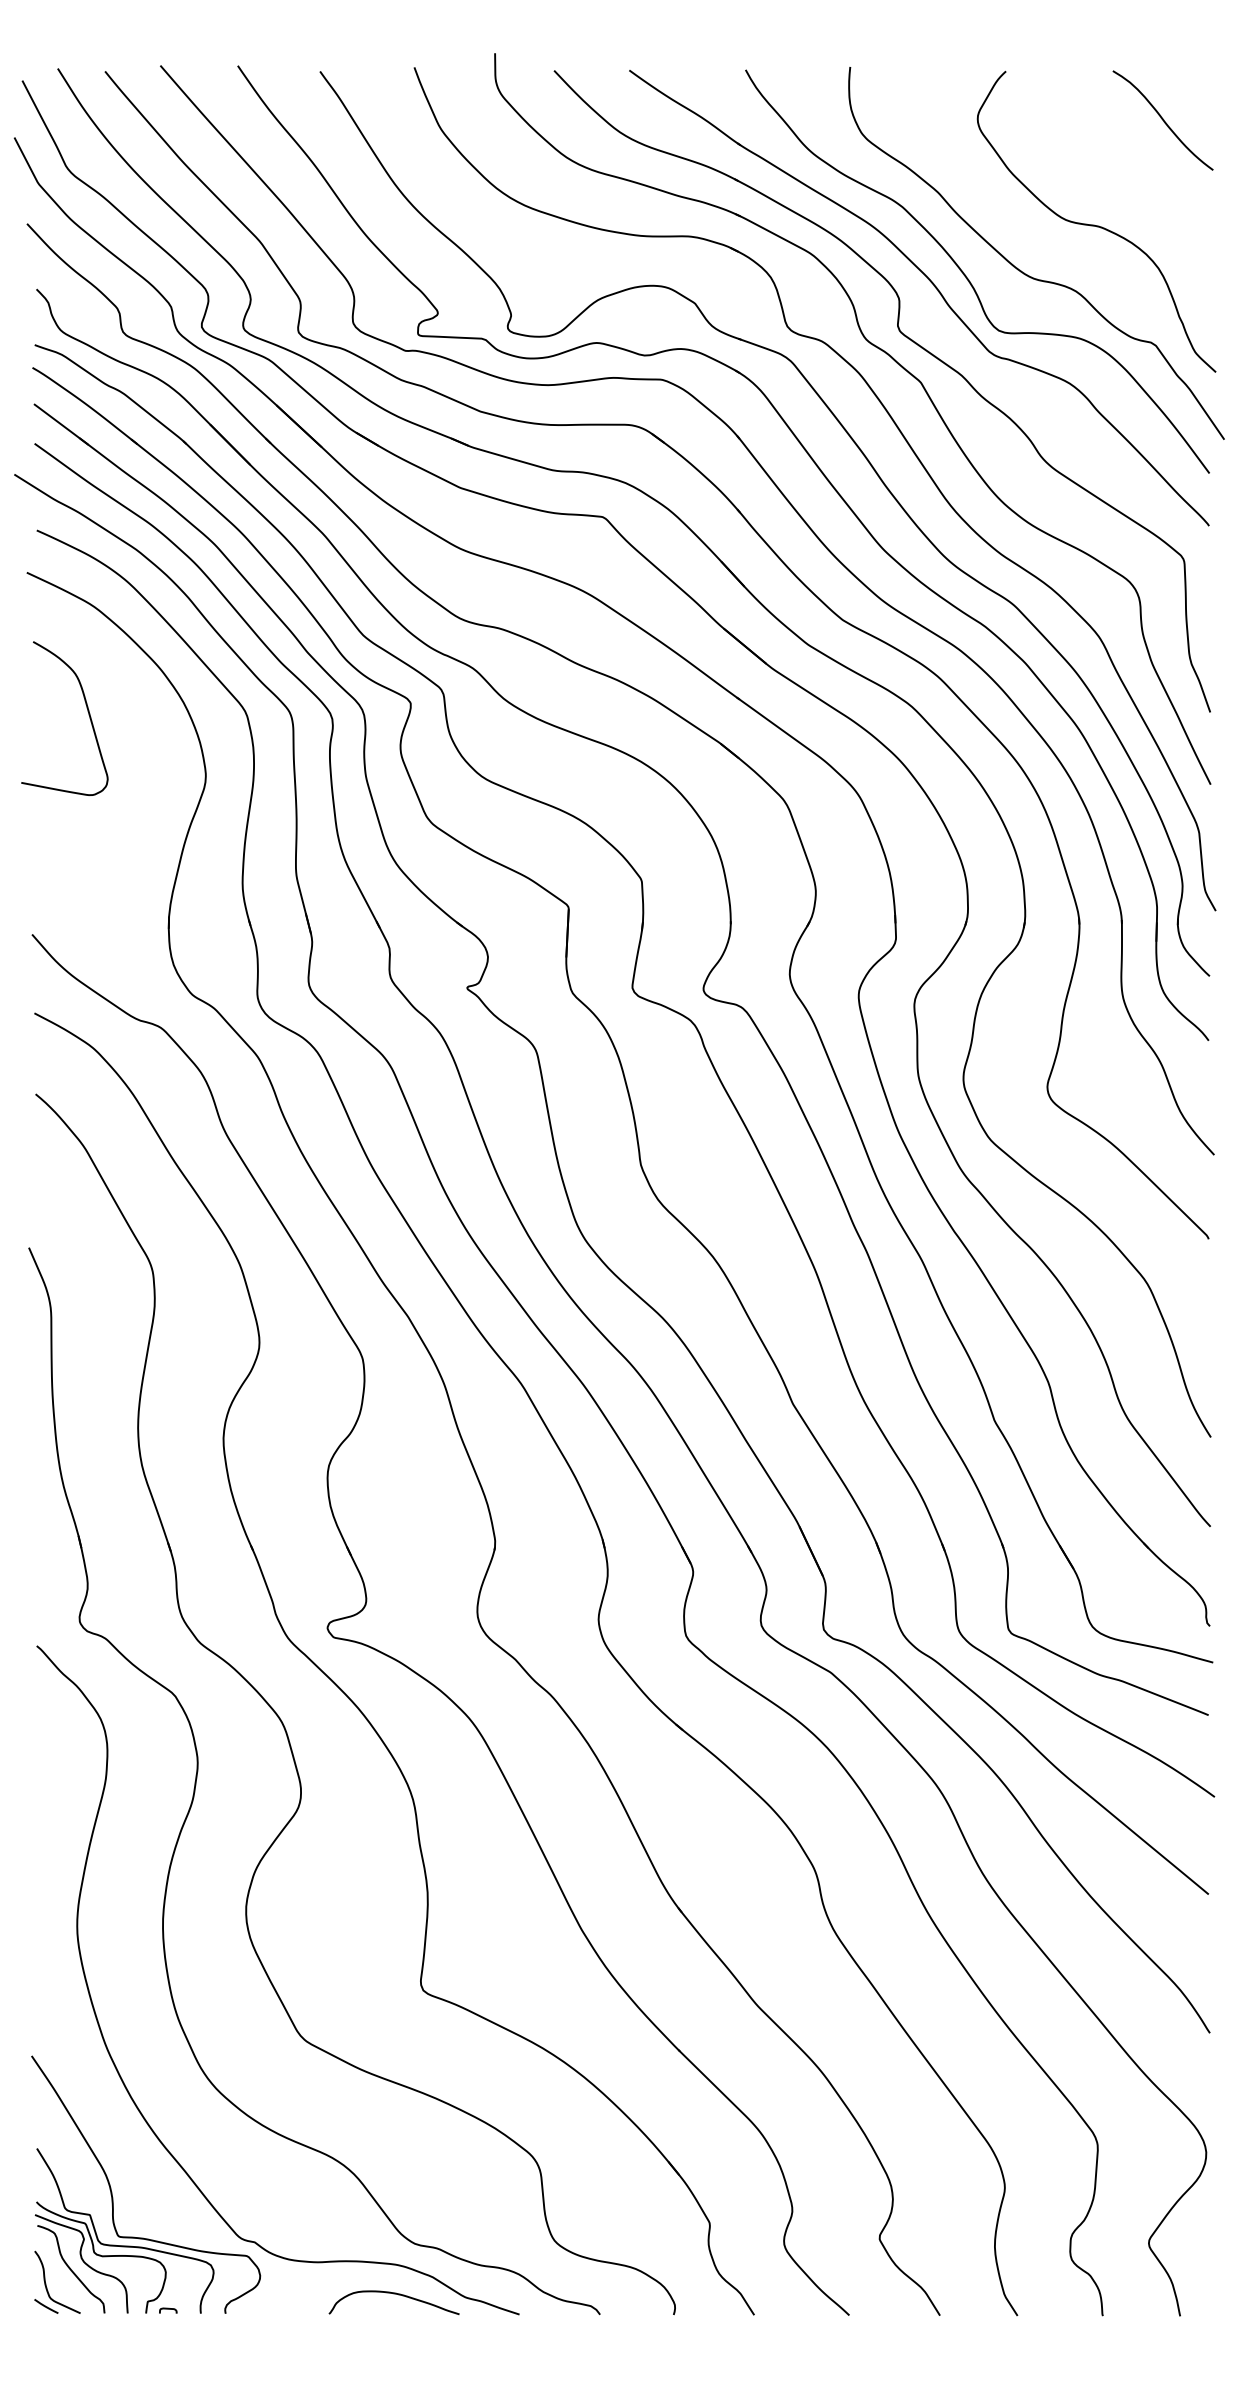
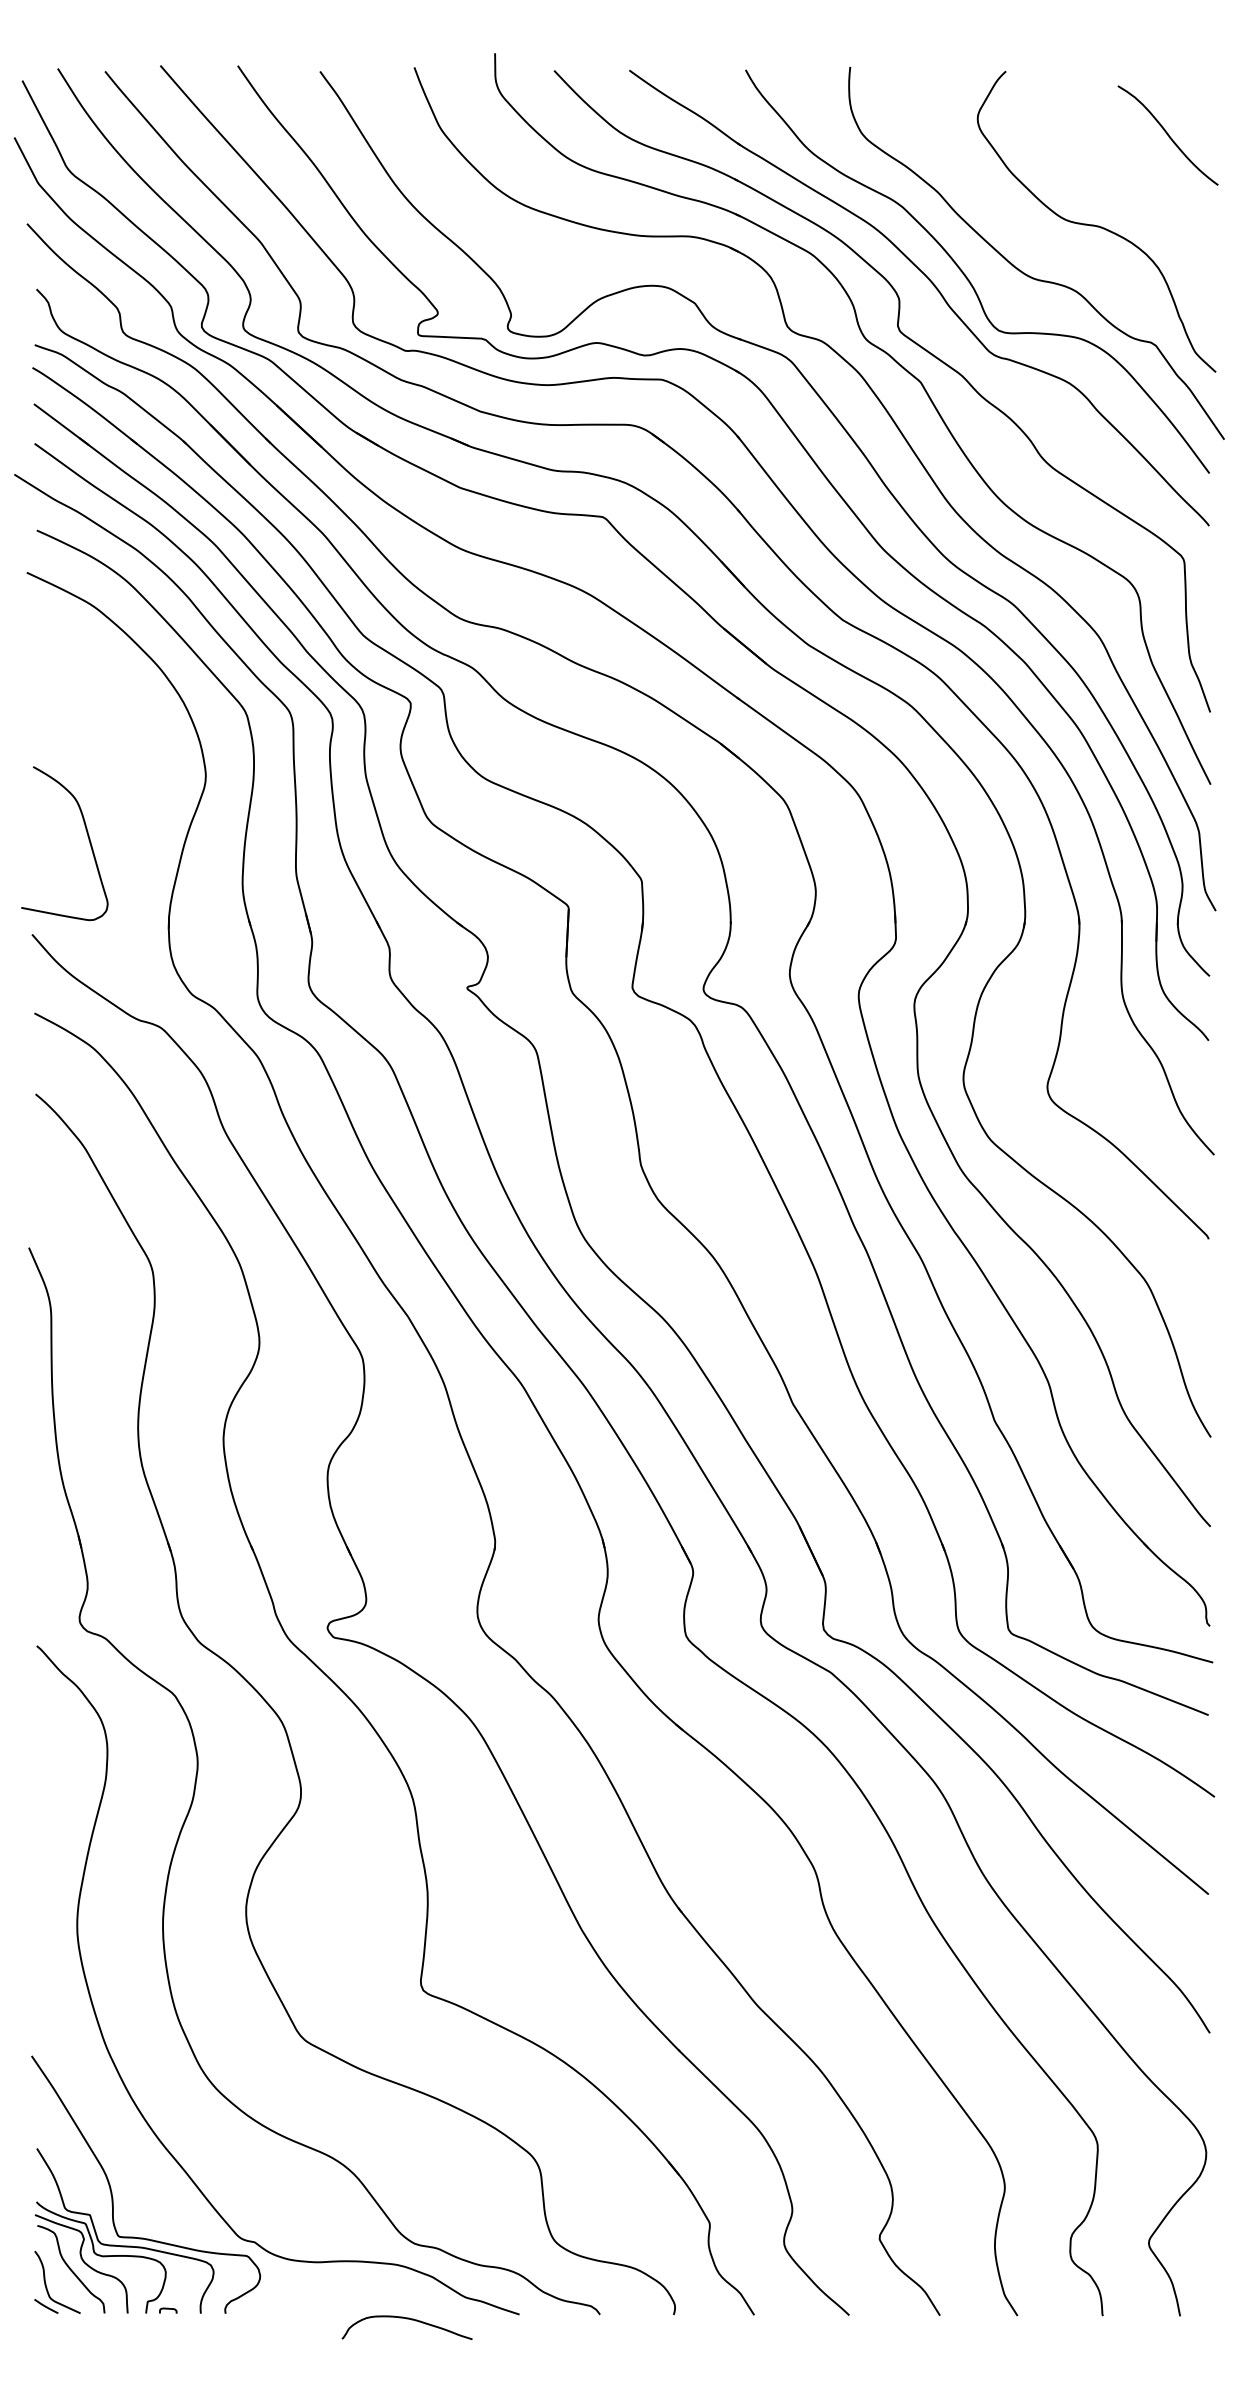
curve position: (1162, 120) -> (1167, 135) (1167, 135)
curve position: (87, 711) -> (87, 836) (87, 836)
curve position: (393, 2294) -> (406, 2319) (406, 2319)
